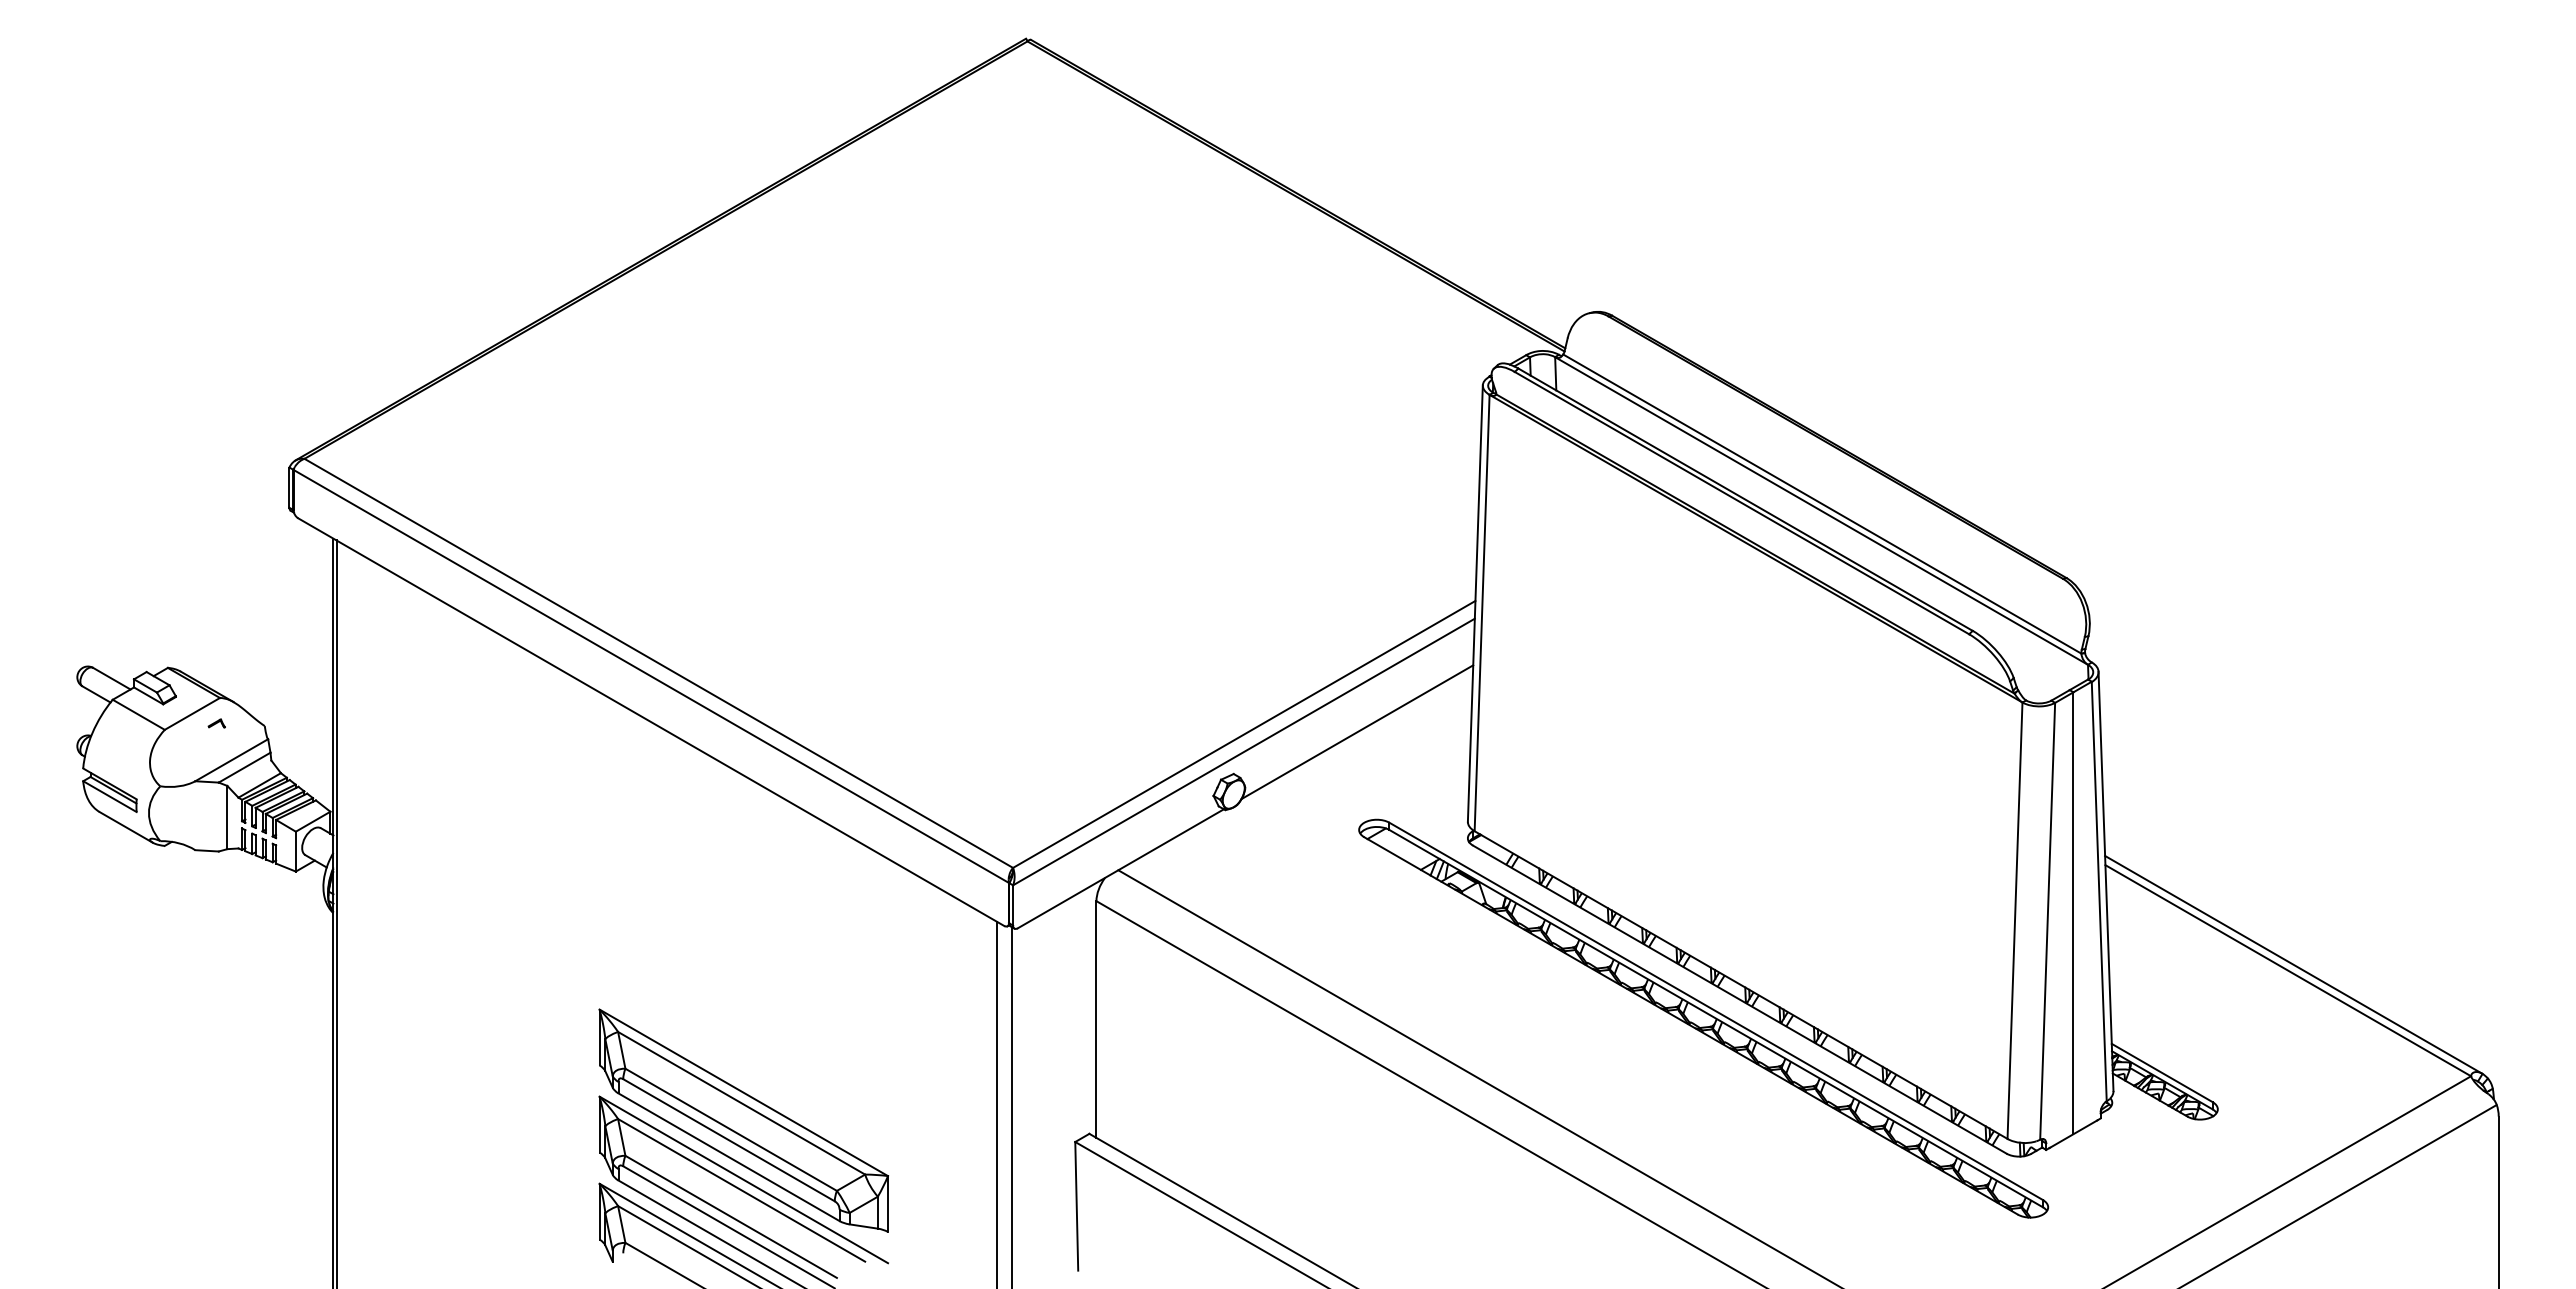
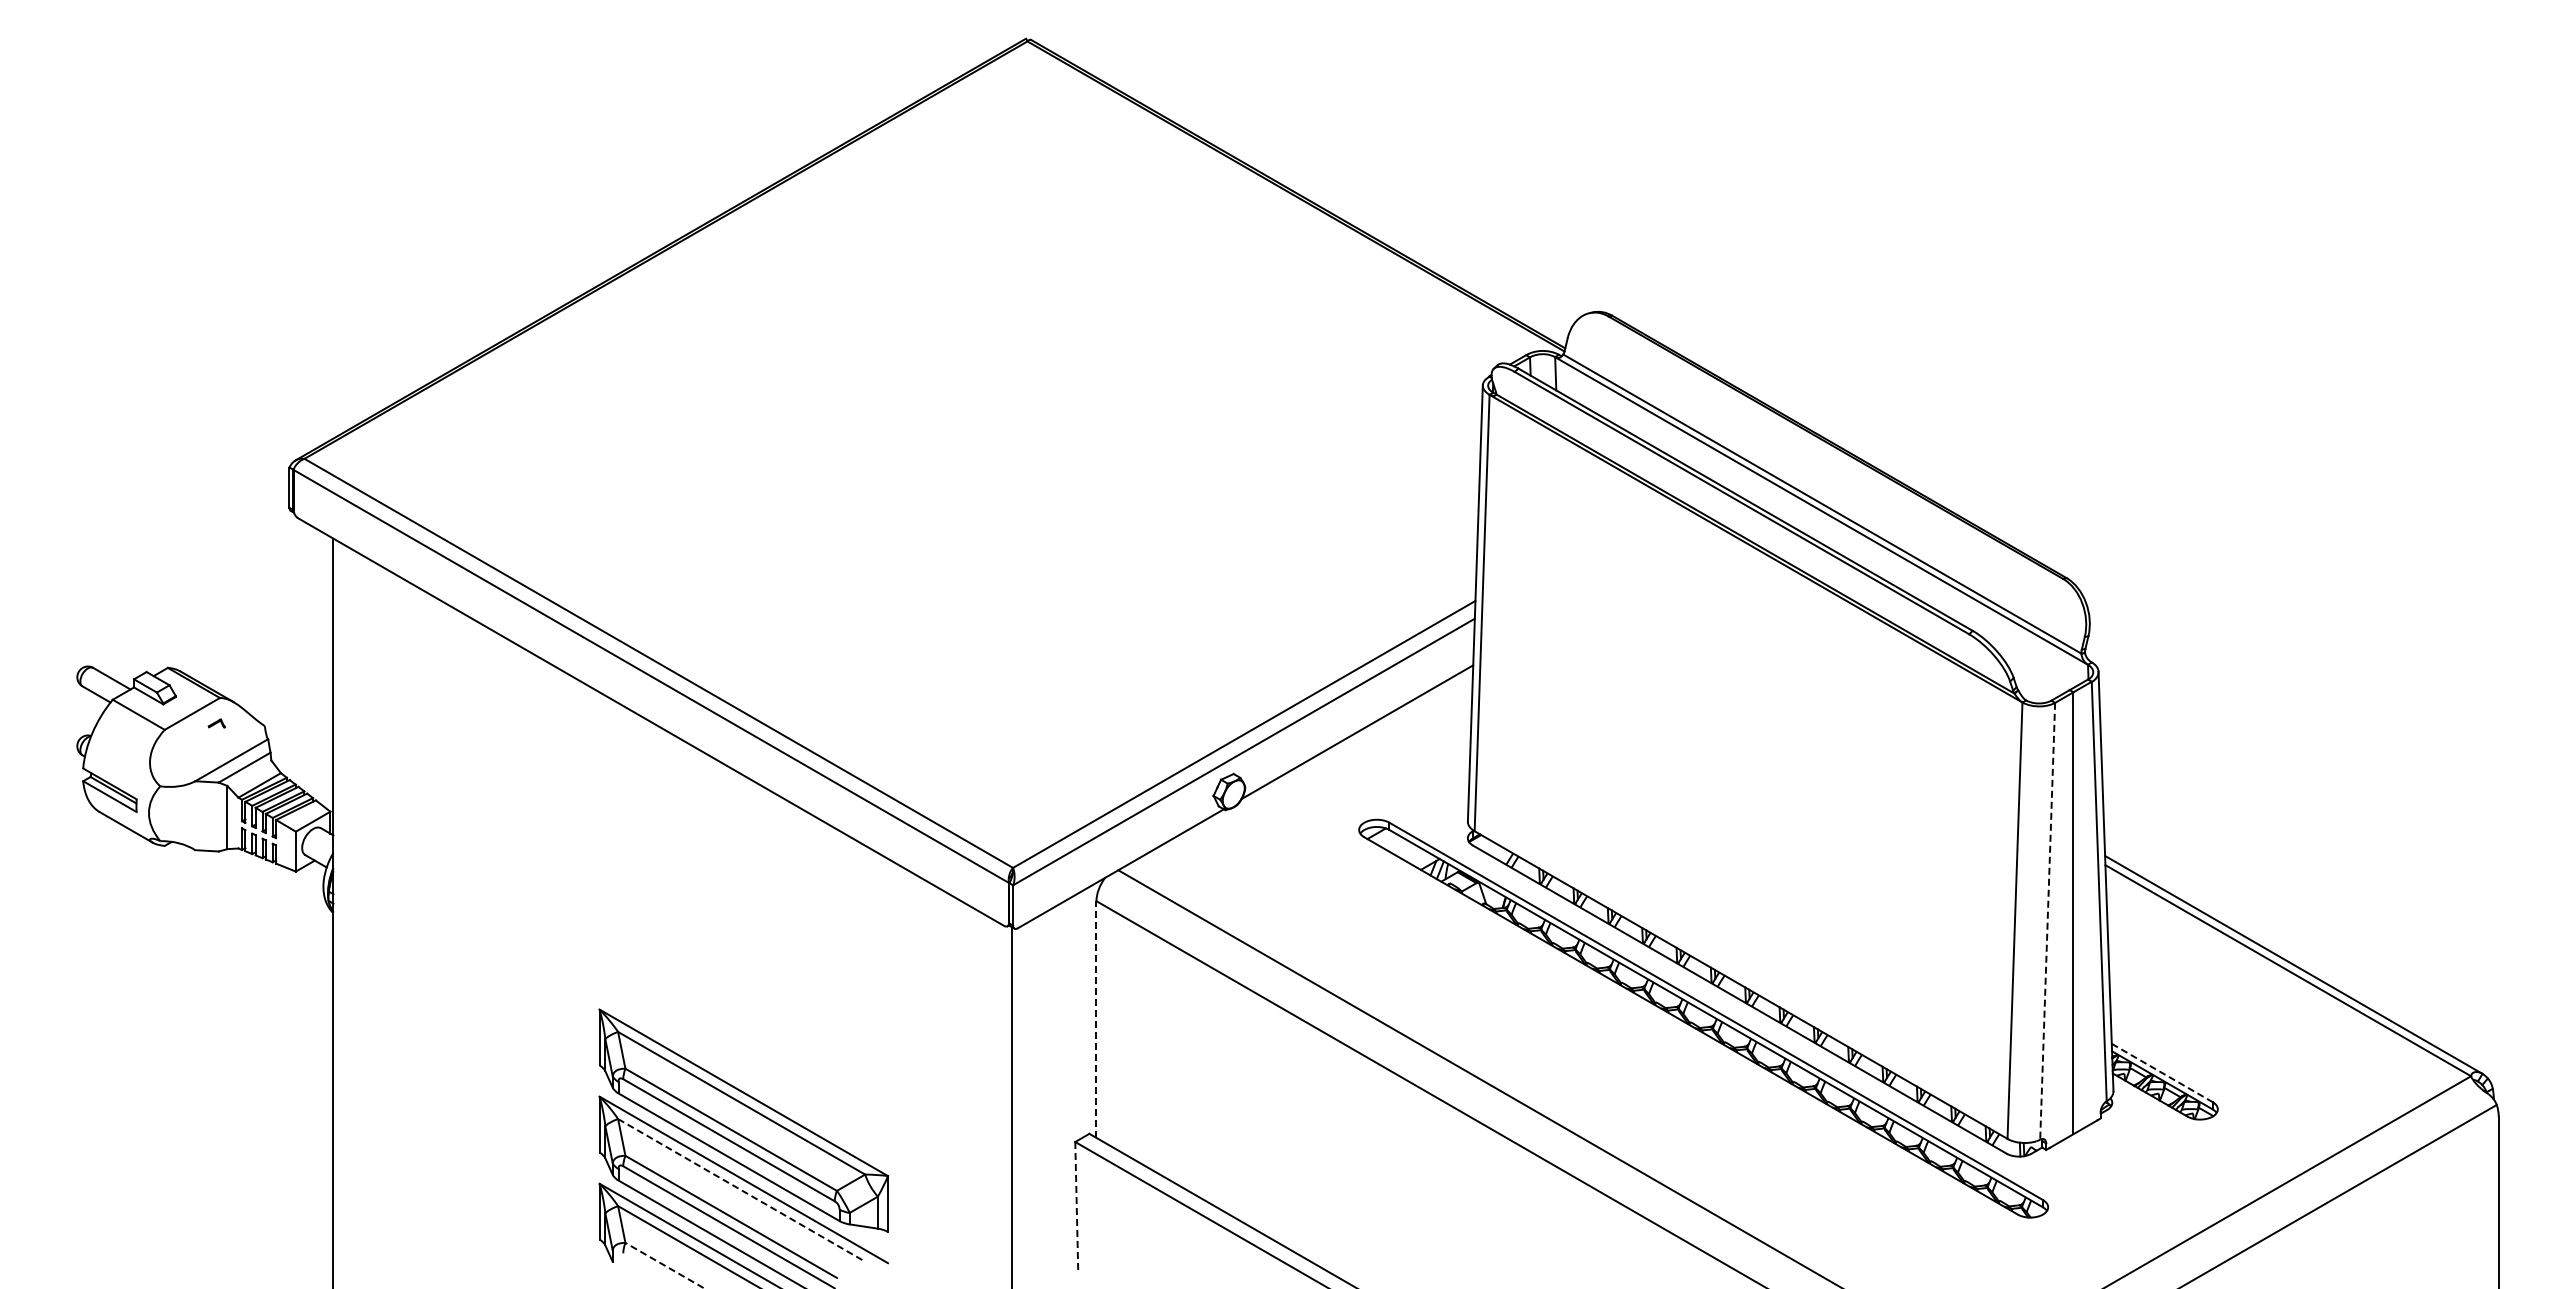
line: present -> none (336, 912)
line: solid -> dashed (2047, 921)
line: solid -> dashed (1096, 1019)
line: solid -> dashed (2162, 1073)
line: present -> none (997, 1103)
line: solid -> dashed (741, 1190)
line: solid -> dashed (1076, 1206)
line: solid -> dashed (665, 1265)
